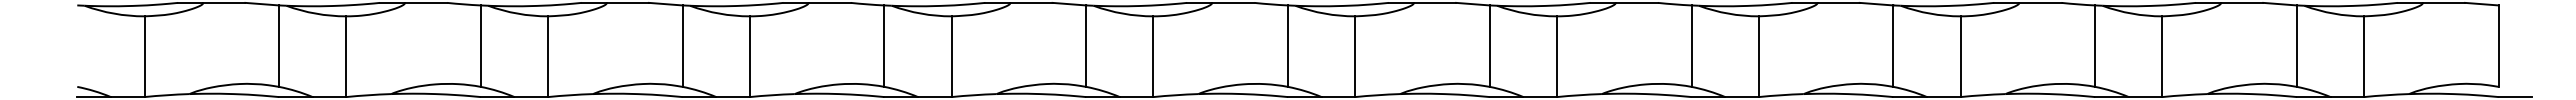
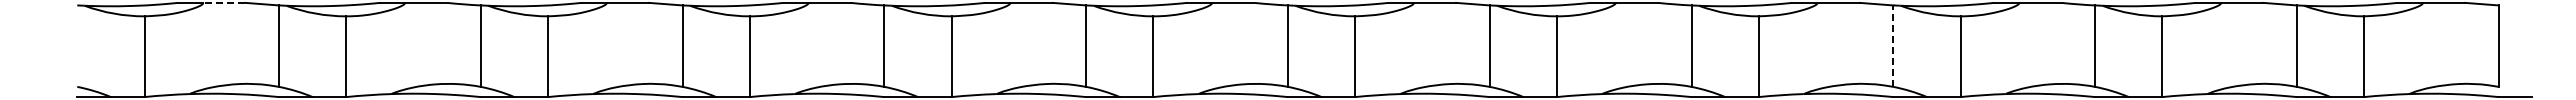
line: solid -> dashed (223, 2)
line: solid -> dashed (1893, 46)
